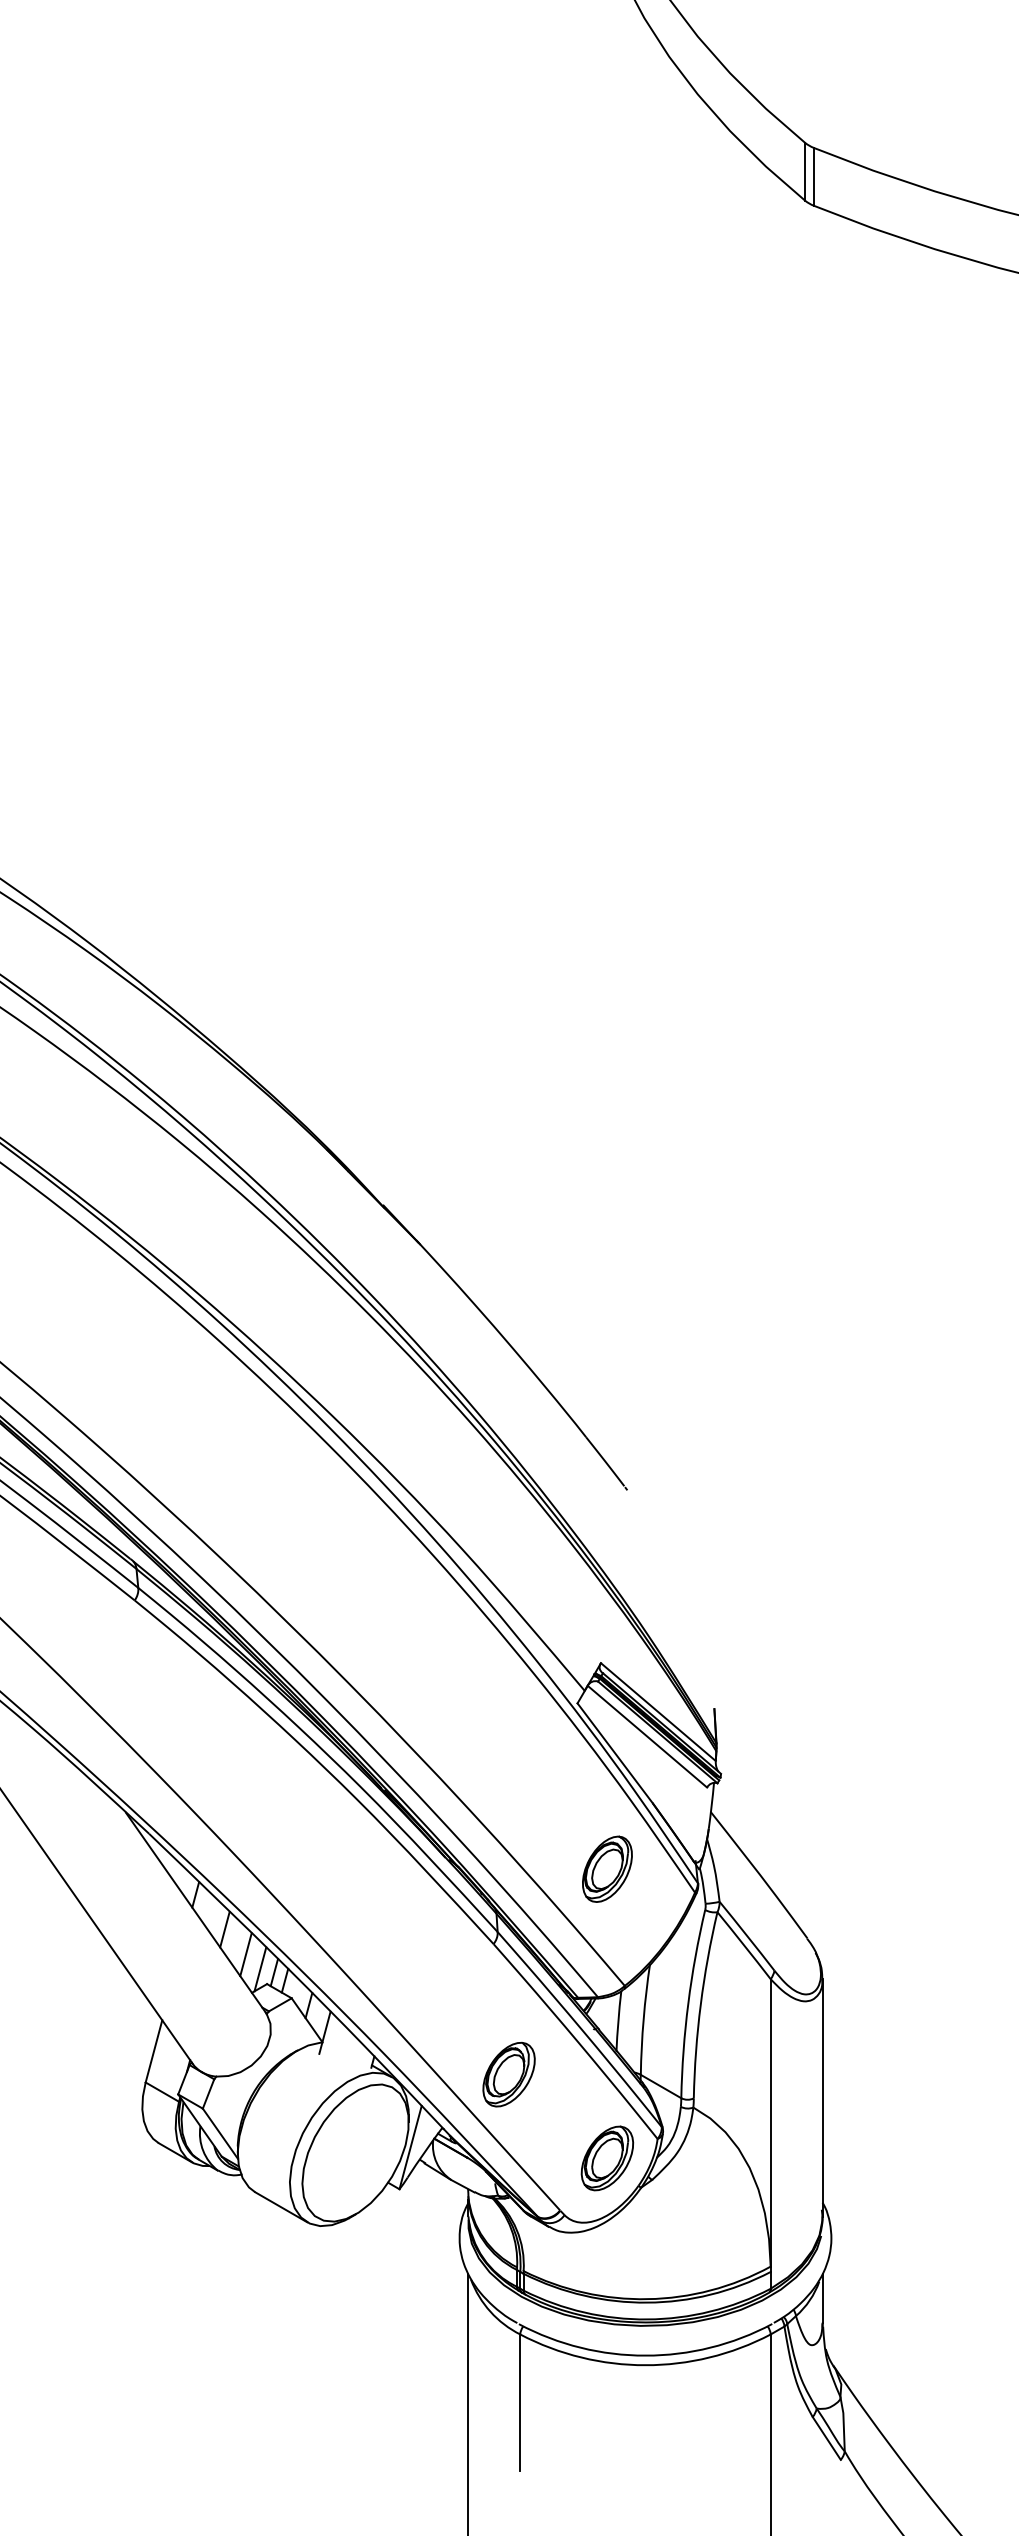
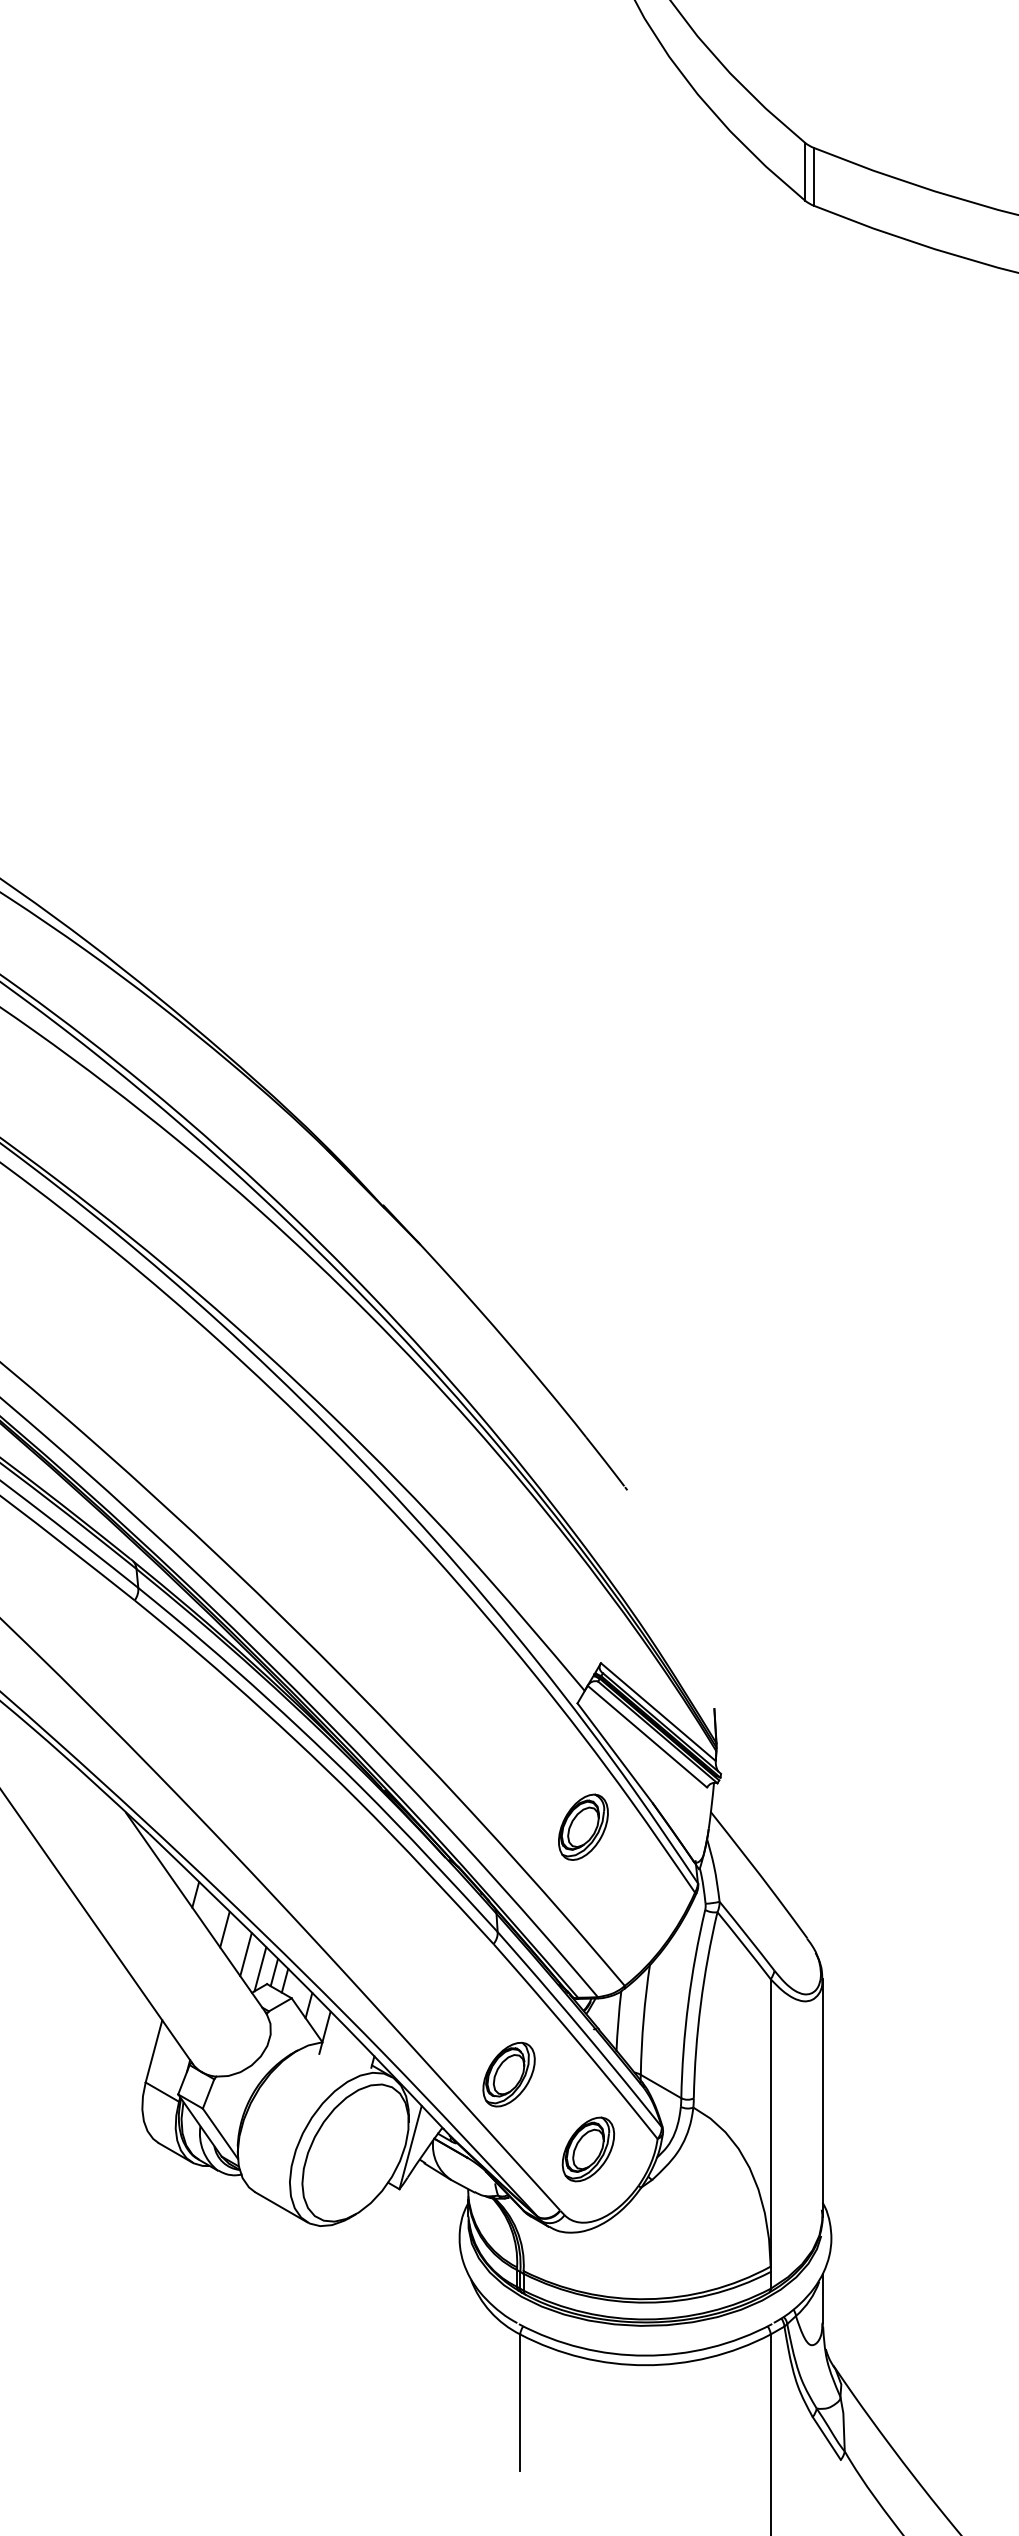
part position: (607, 1868) -> (583, 1826) (583, 1826)
part position: (607, 2158) -> (588, 2149) (588, 2149)
line: present -> none (468, 2402)
